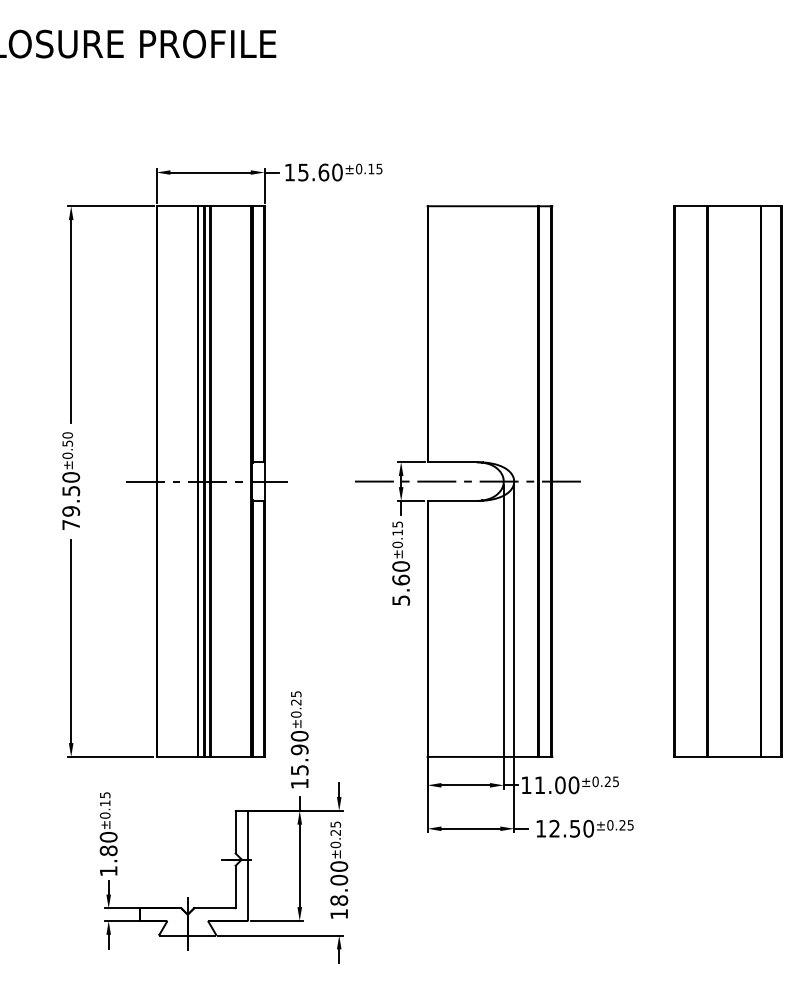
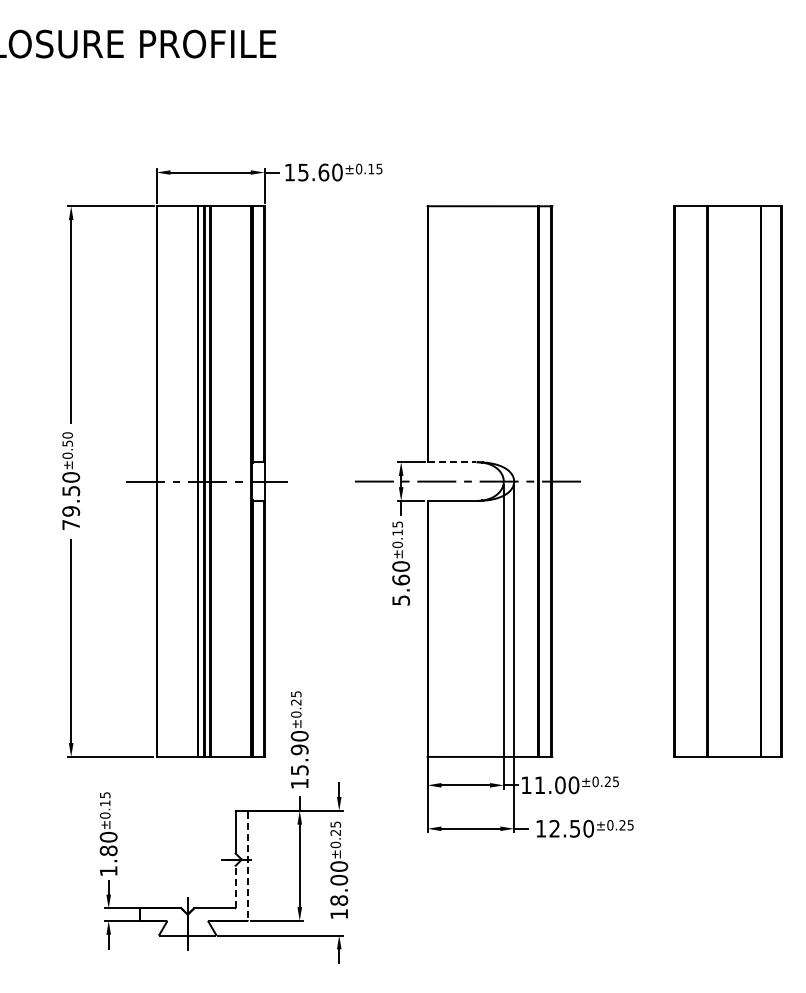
line: solid -> dashed (452, 462)
line: solid -> dashed (248, 866)
line: solid -> dashed (235, 886)
